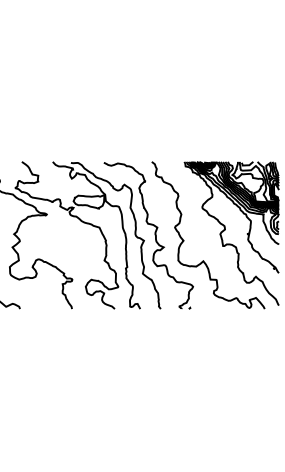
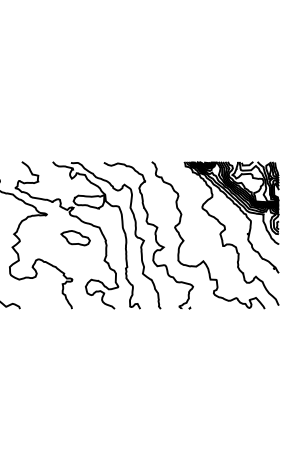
part: none -> present (75, 238)
